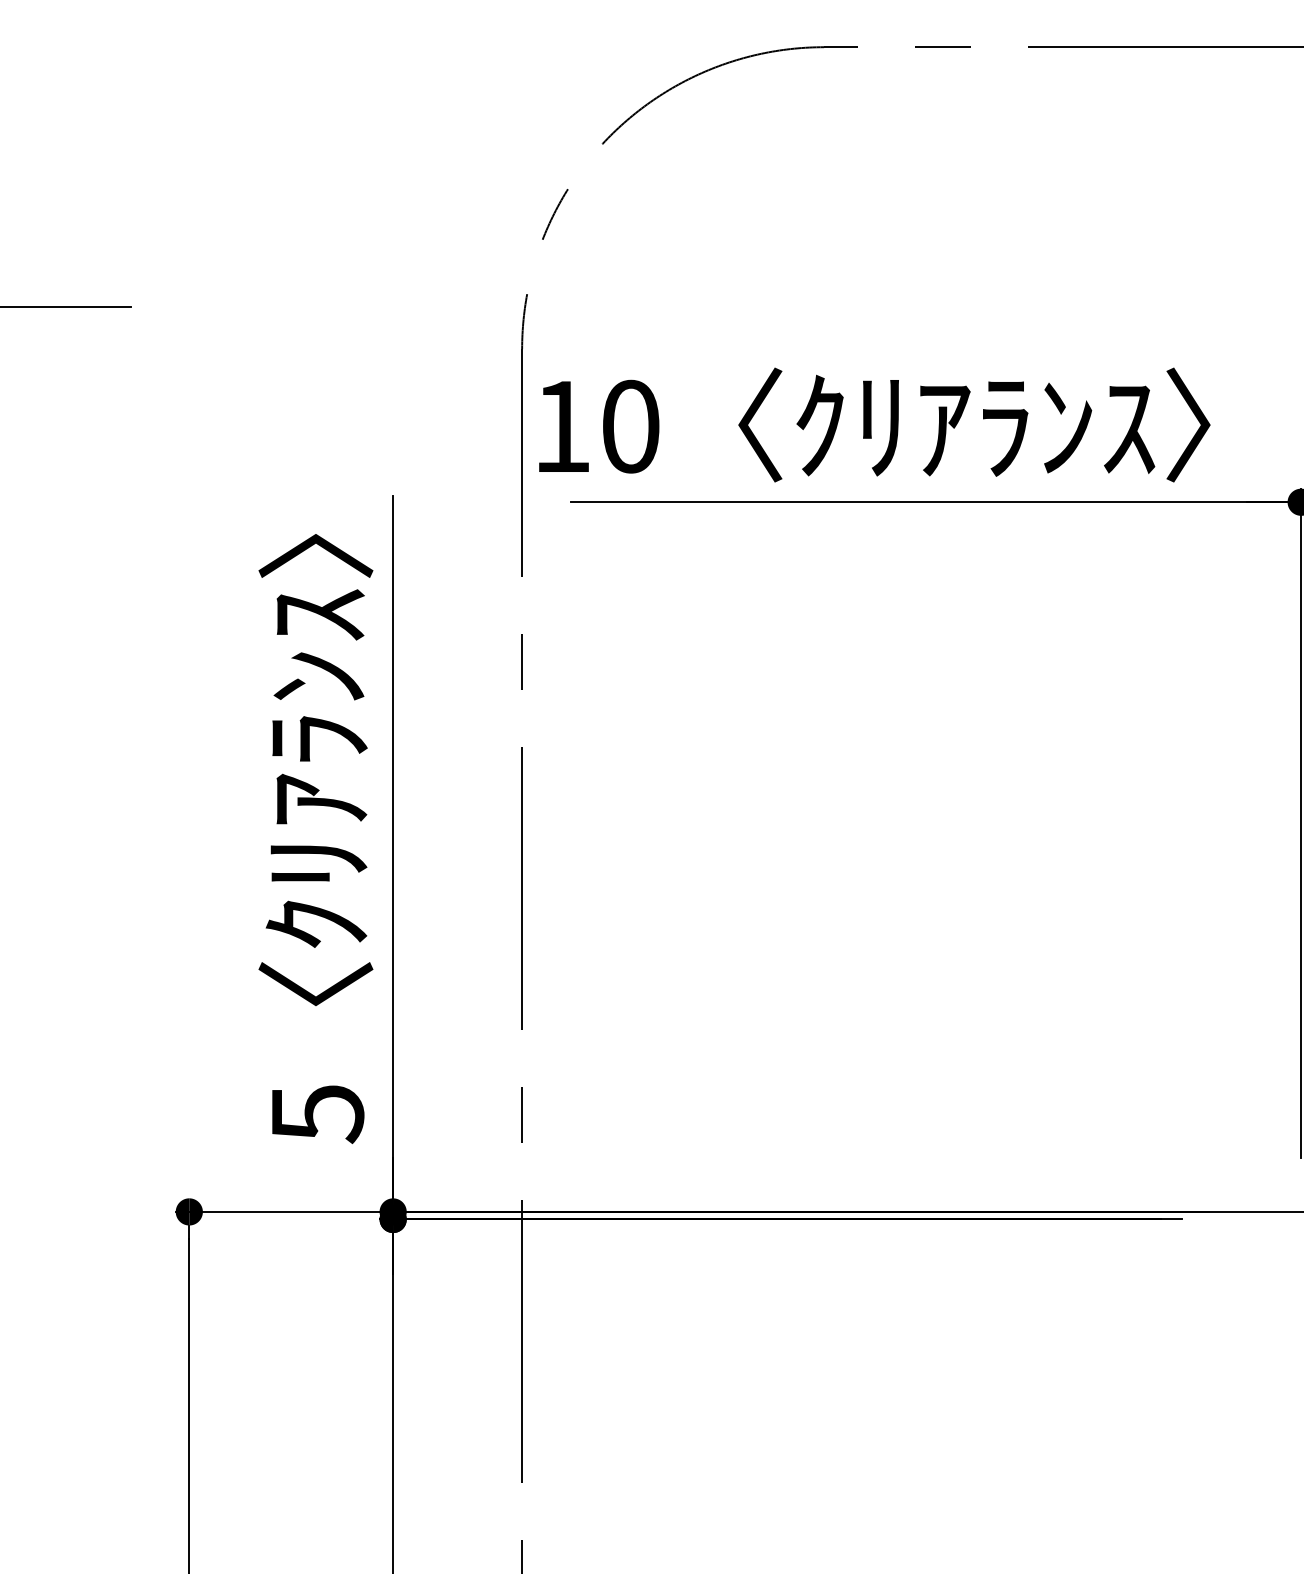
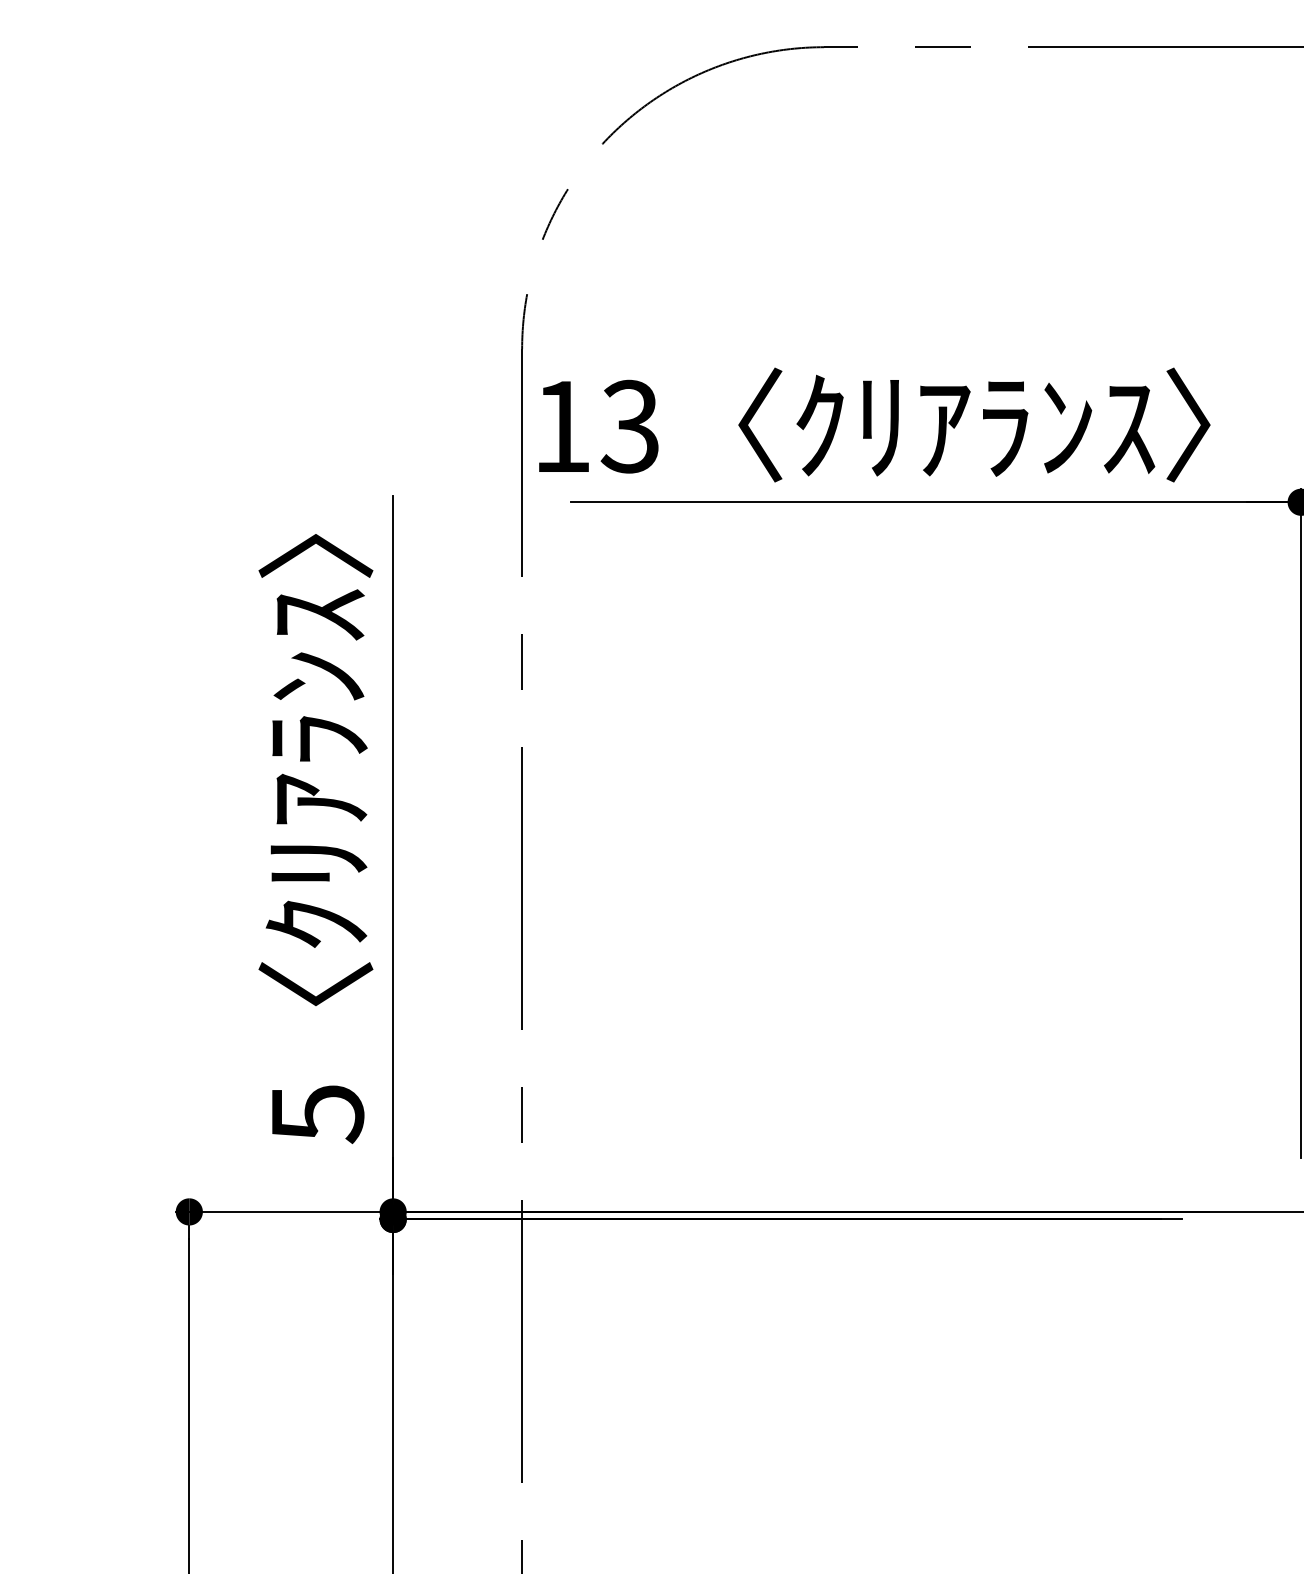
line: present -> none (66, 307)
text: 10 -> 13 (629, 426)
